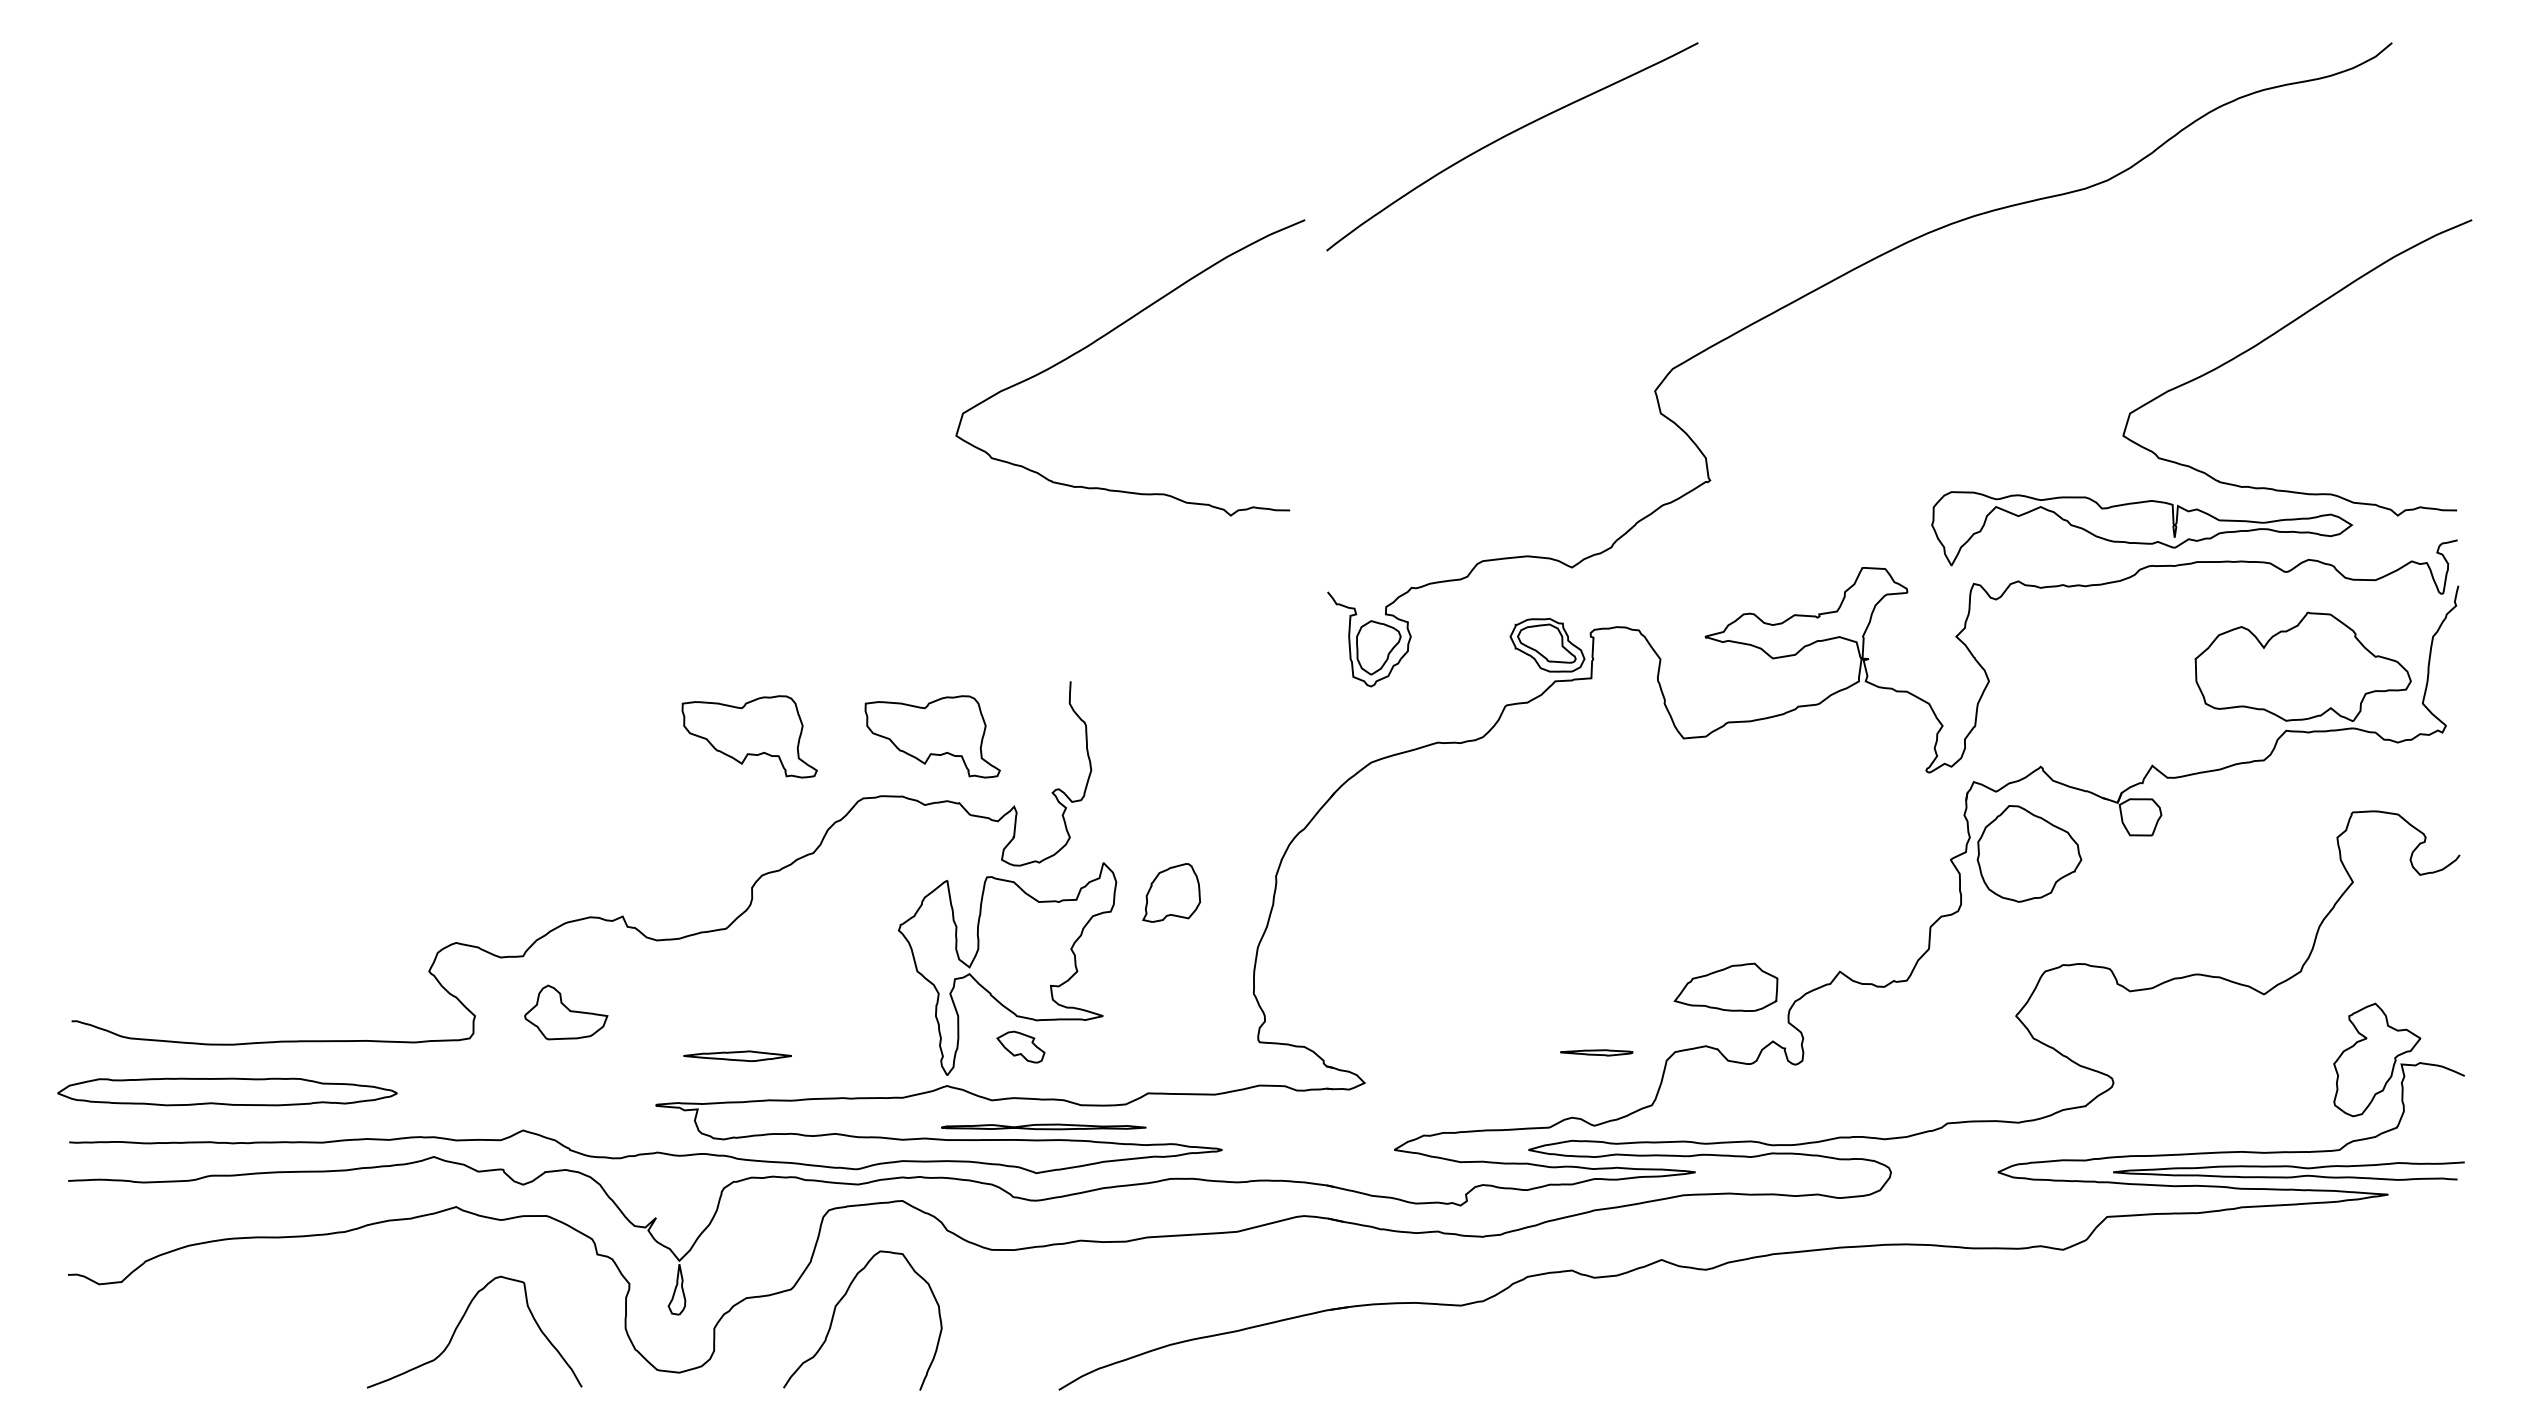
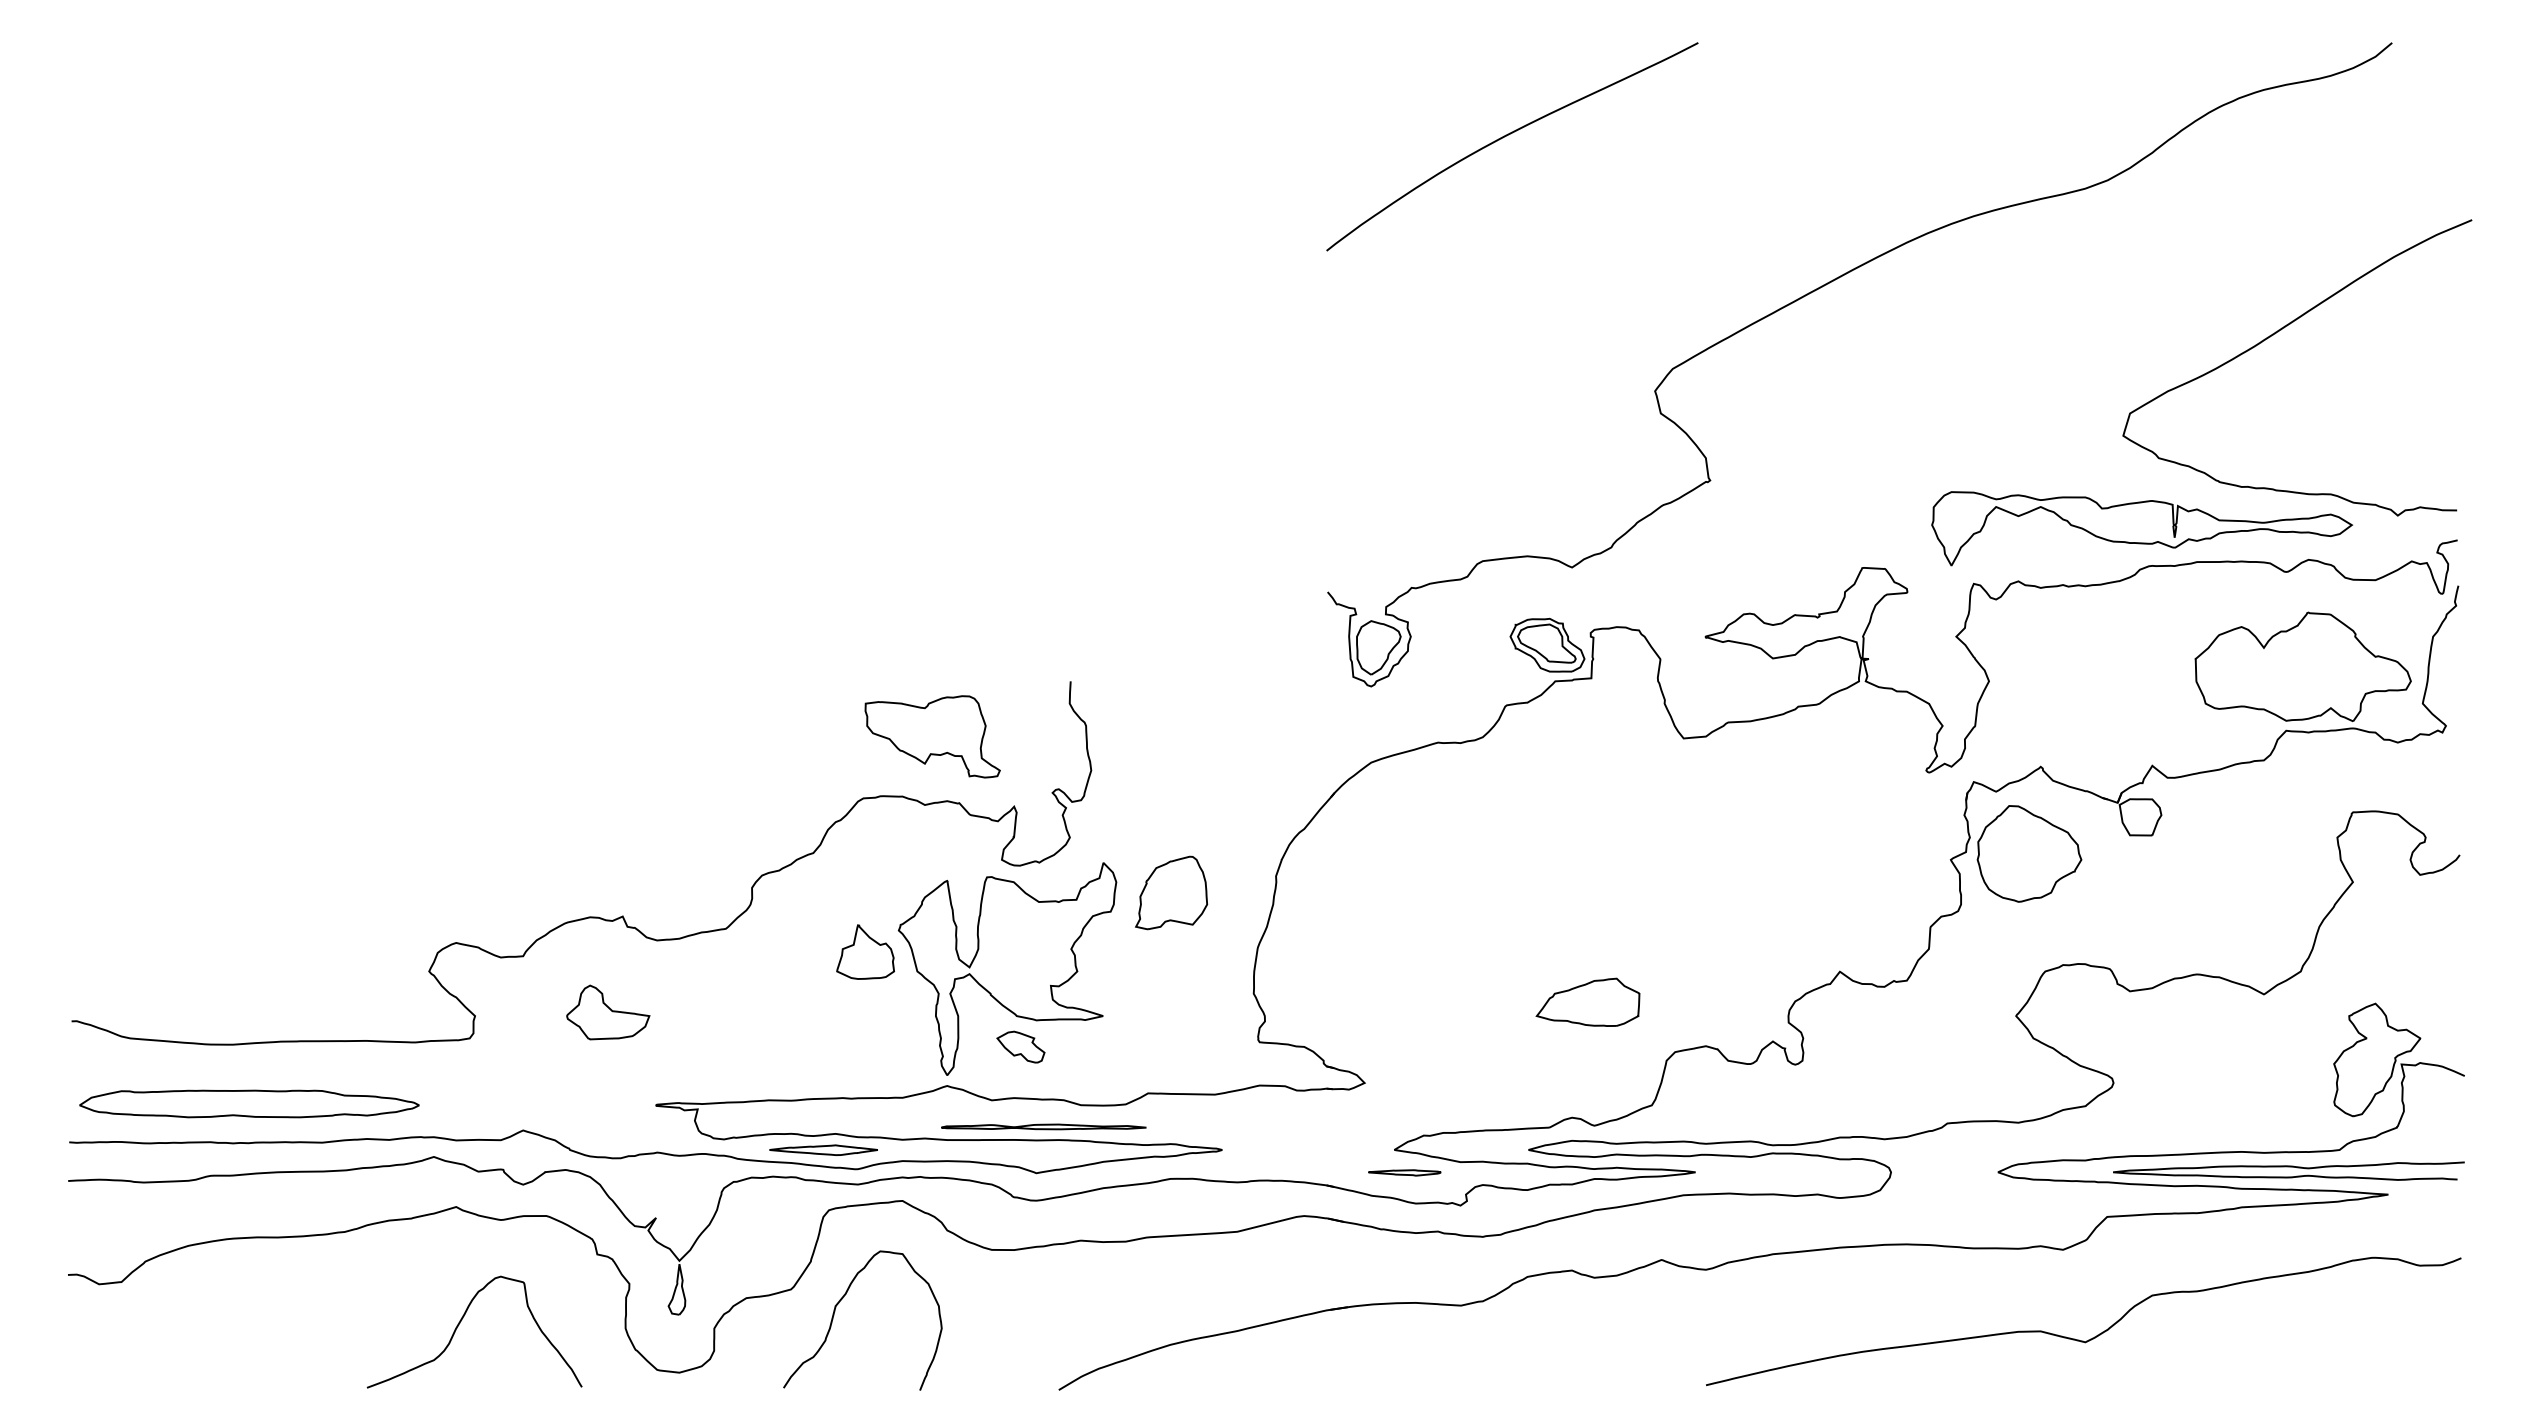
curve: present -> none (1108, 334)
part: present -> none (749, 736)
part size: 59x60 px -> 74x76 px (1171, 892)
part: none -> present (865, 951)
part position: (1725, 986) -> (1587, 1001) (1587, 1001)
part position: (566, 1012) -> (608, 1012) (608, 1012)
part position: (1596, 1052) -> (1404, 1172) (1404, 1172)
part position: (737, 1055) -> (823, 1149) (823, 1149)
part position: (227, 1091) -> (249, 1103) (249, 1103)
curve: none -> present (2092, 1337)
